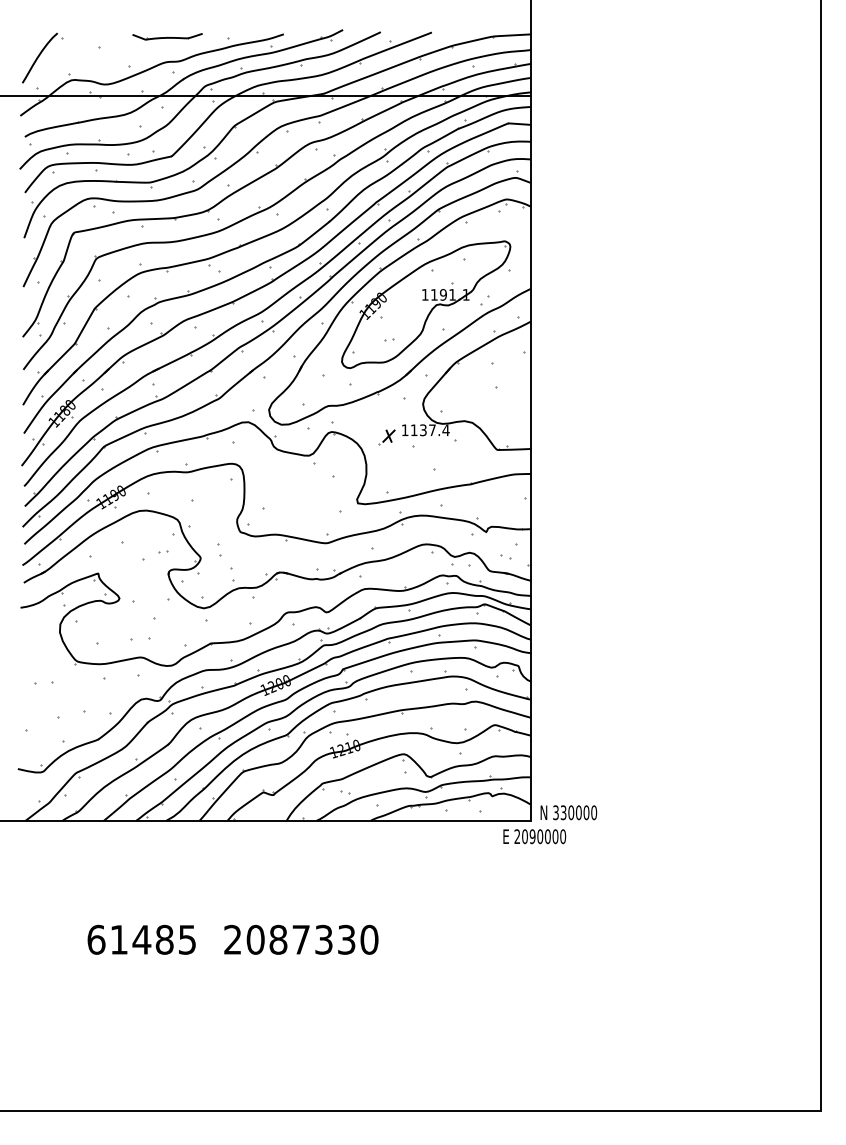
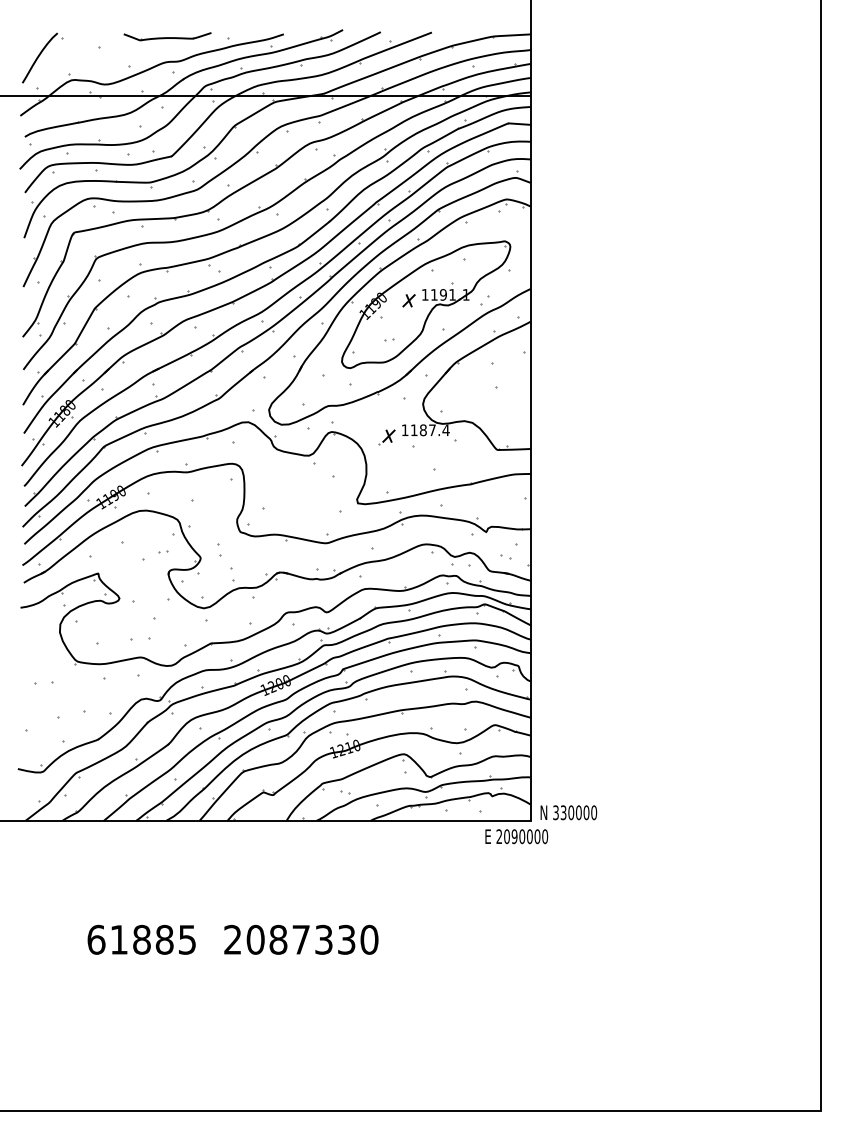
part size: 71x8 px -> 89x10 px (167, 36)
part: none -> present (408, 300)
text: 1137.4 -> 1187.4 (422, 430)
text position: (534, 836) -> (516, 836) (516, 836)
text: 61485 -> 61885 (141, 939)
